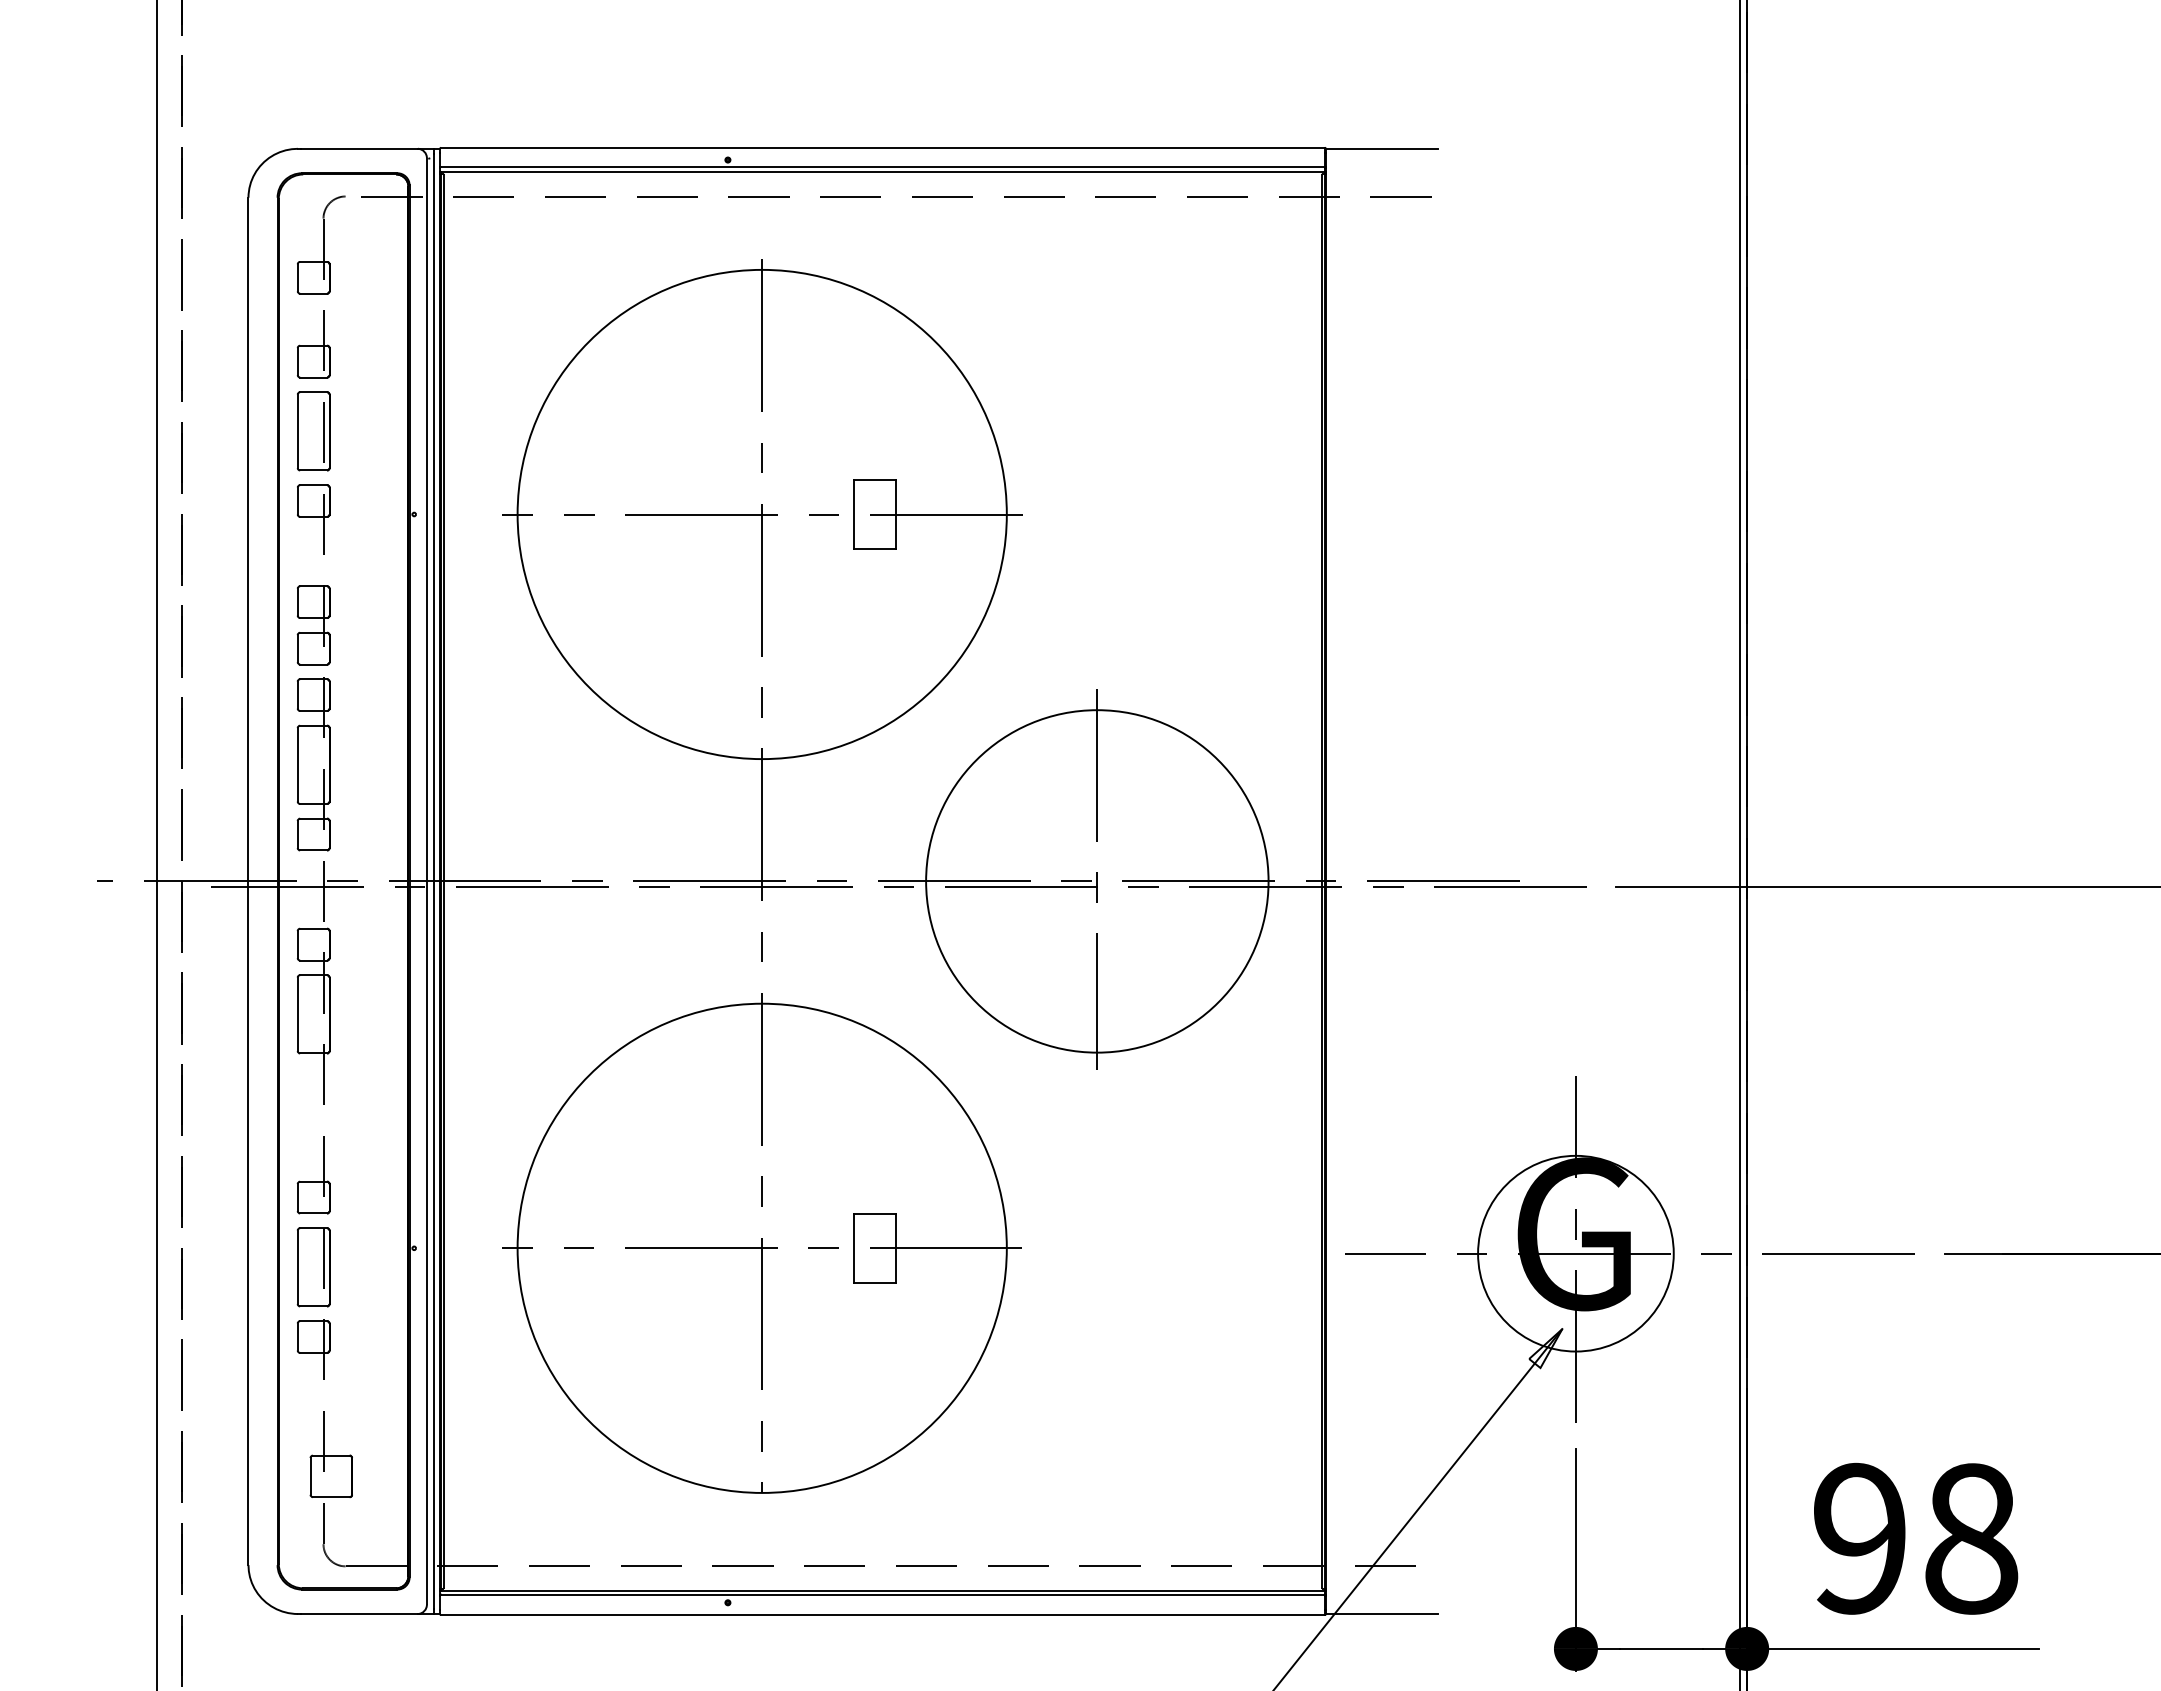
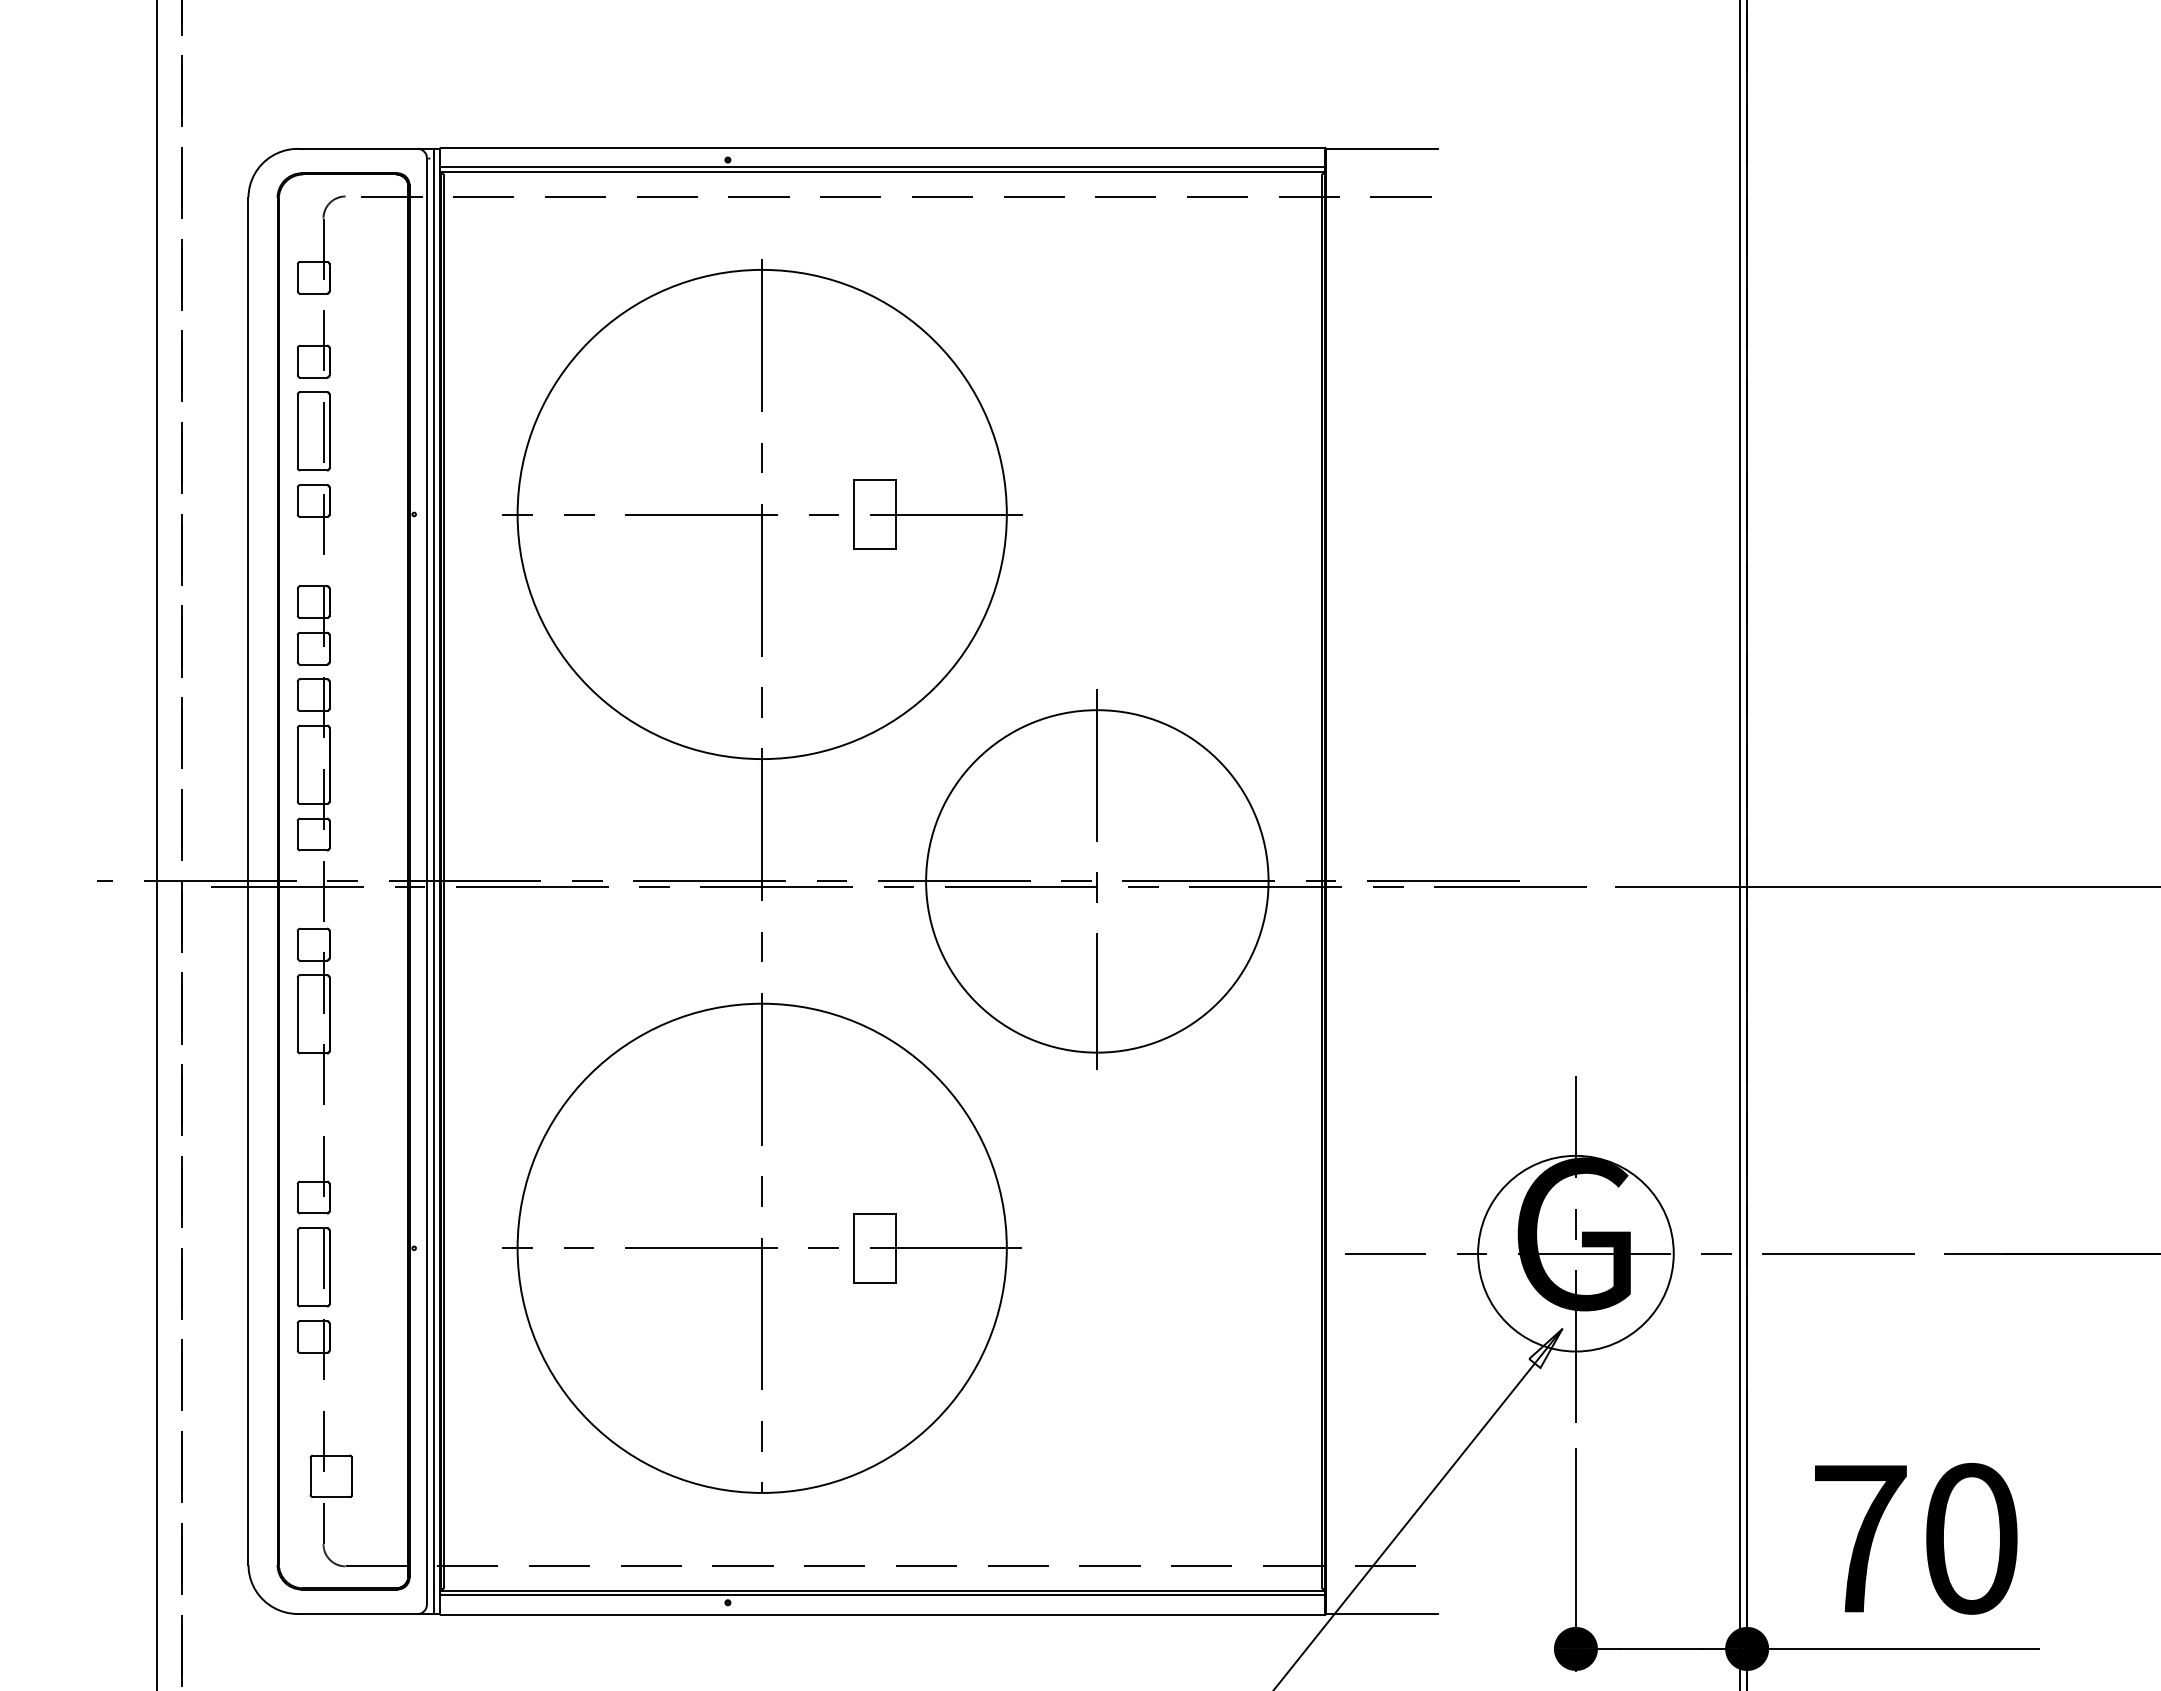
text: 98 -> 70 (1916, 1538)
